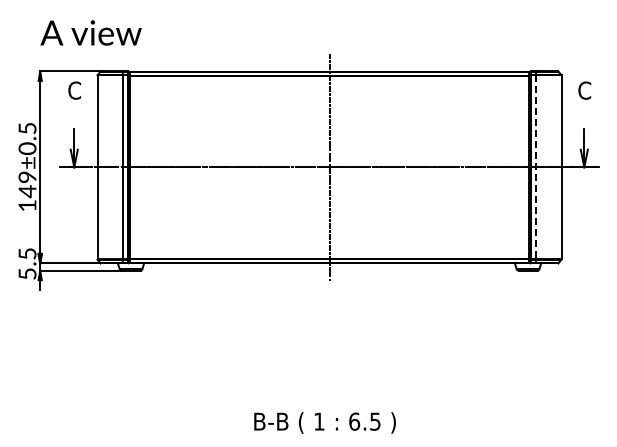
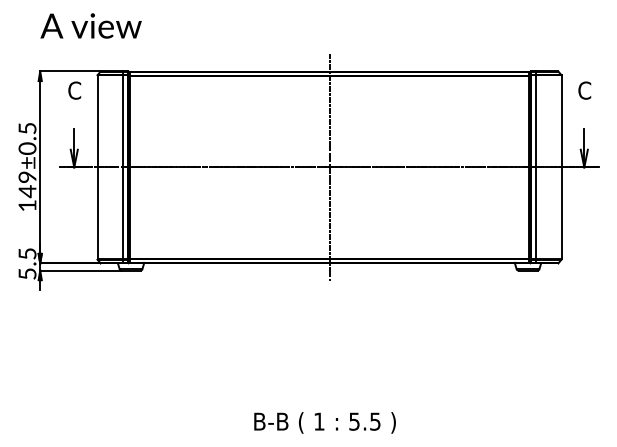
text position: (90, 32) -> (90, 25) (90, 25)
line: dashed -> solid (535, 167)
text: 6.5 -> 5.5 (354, 421)
